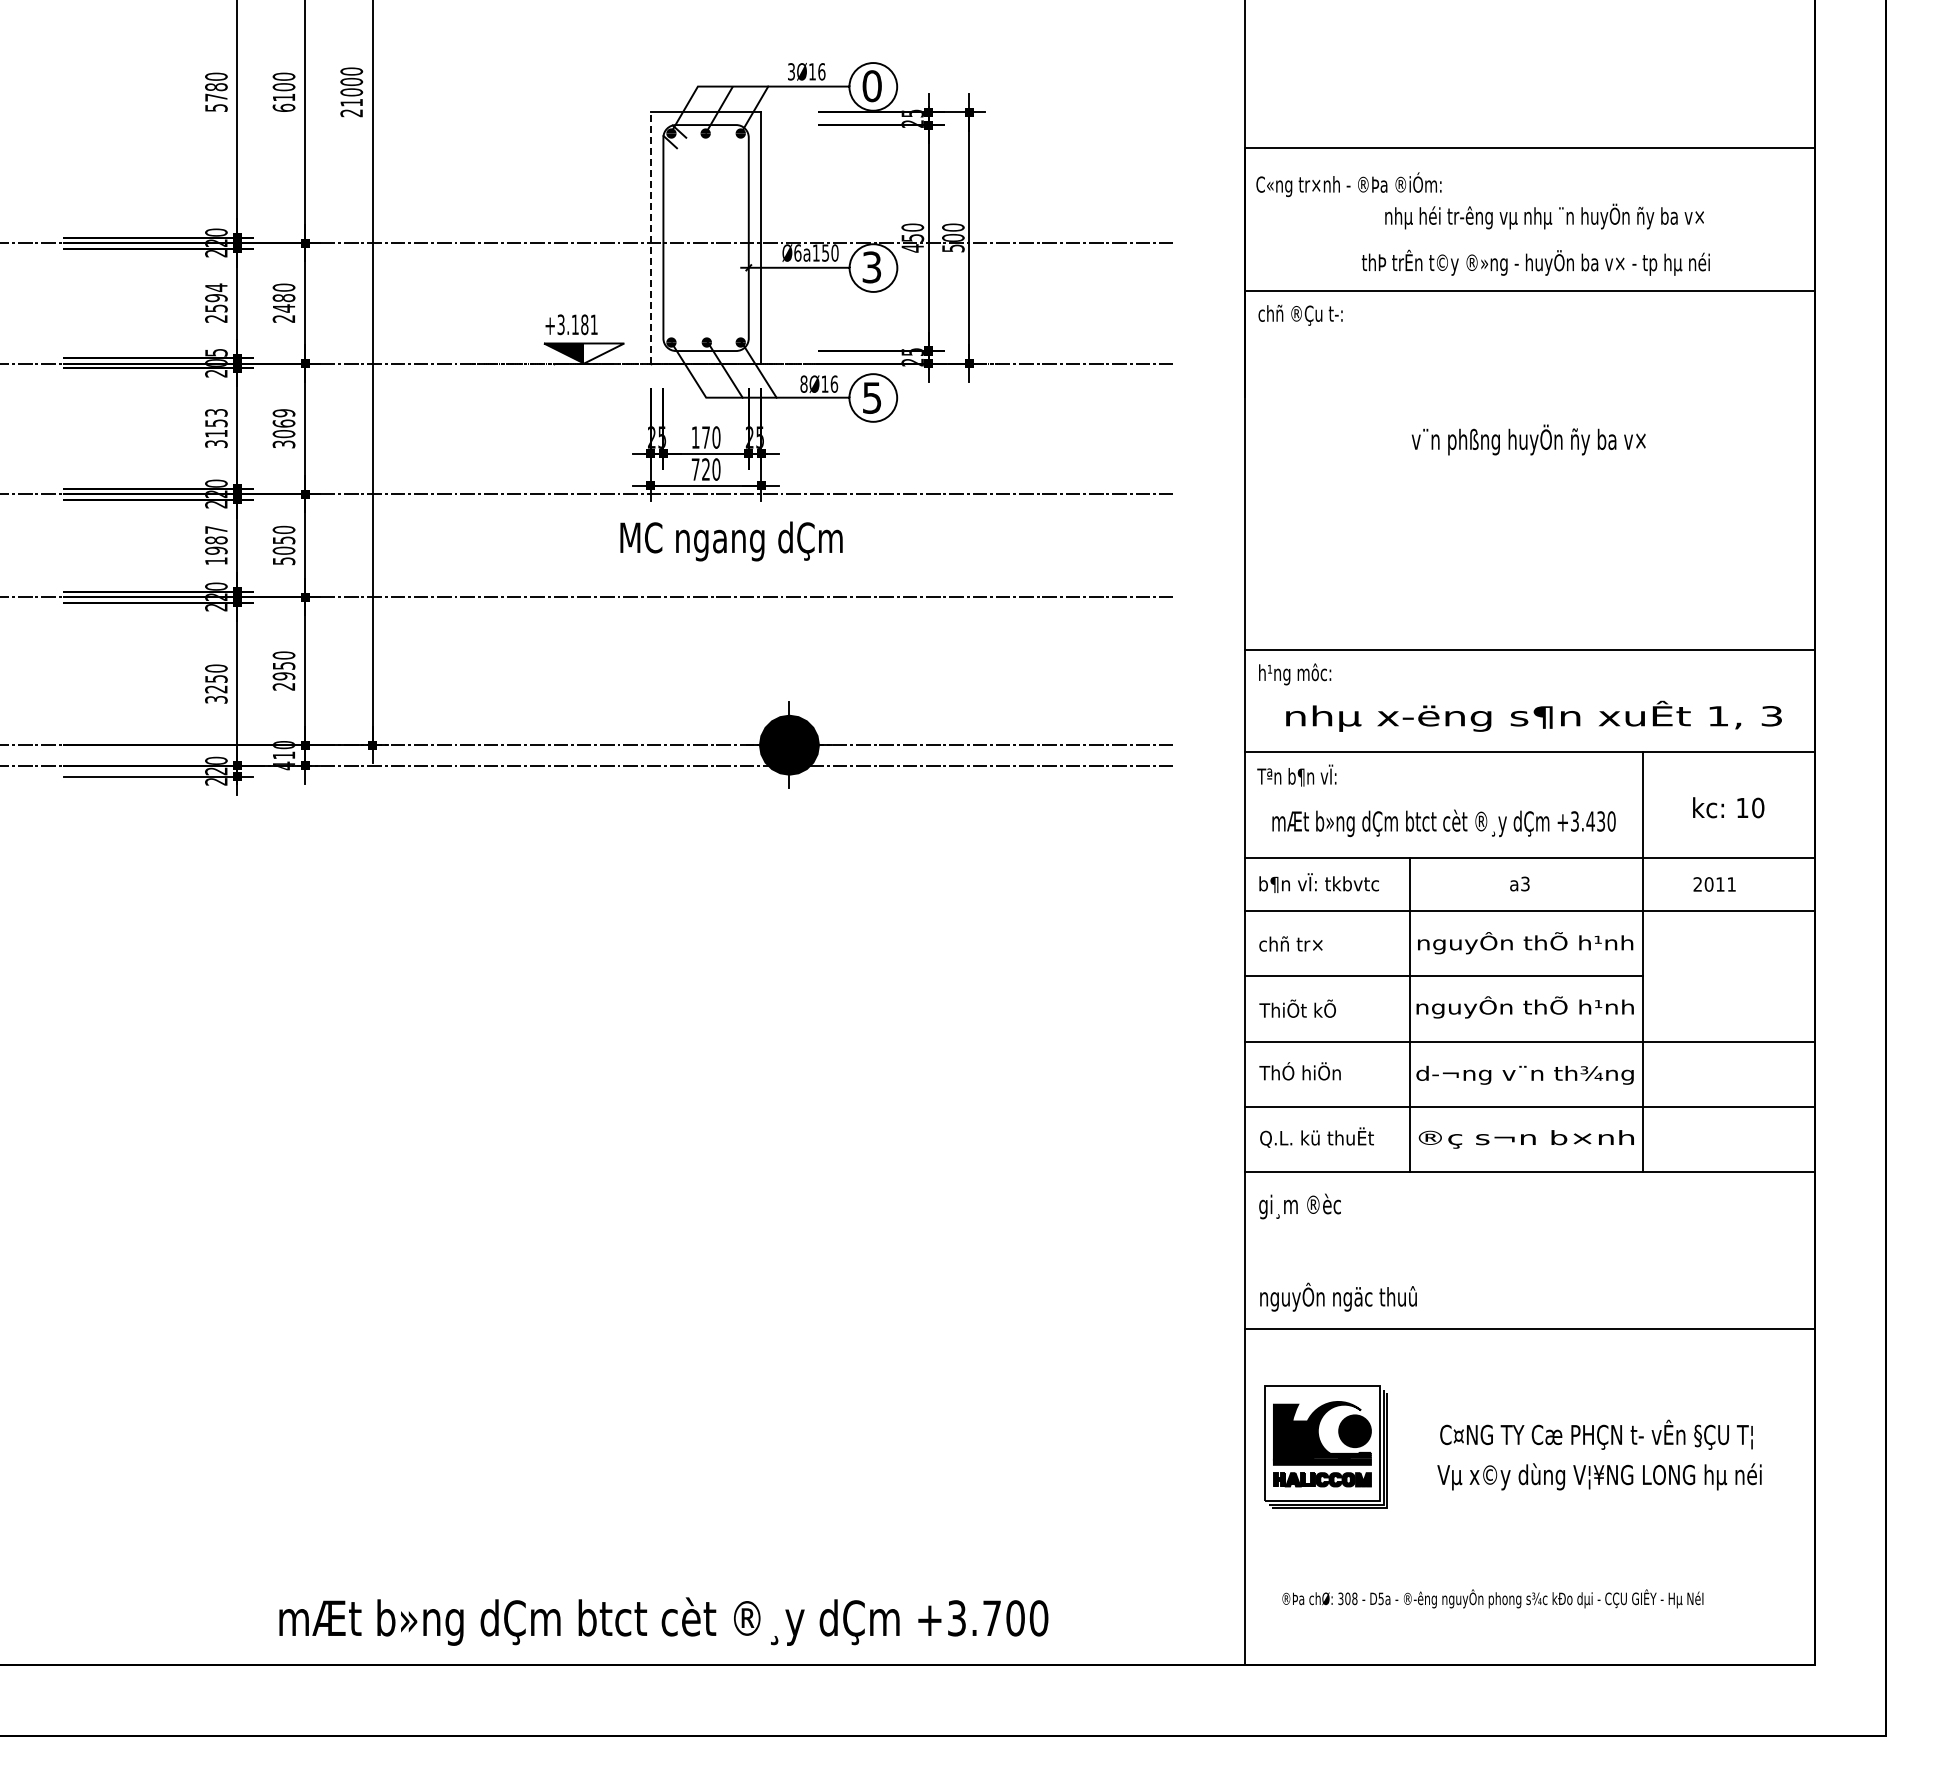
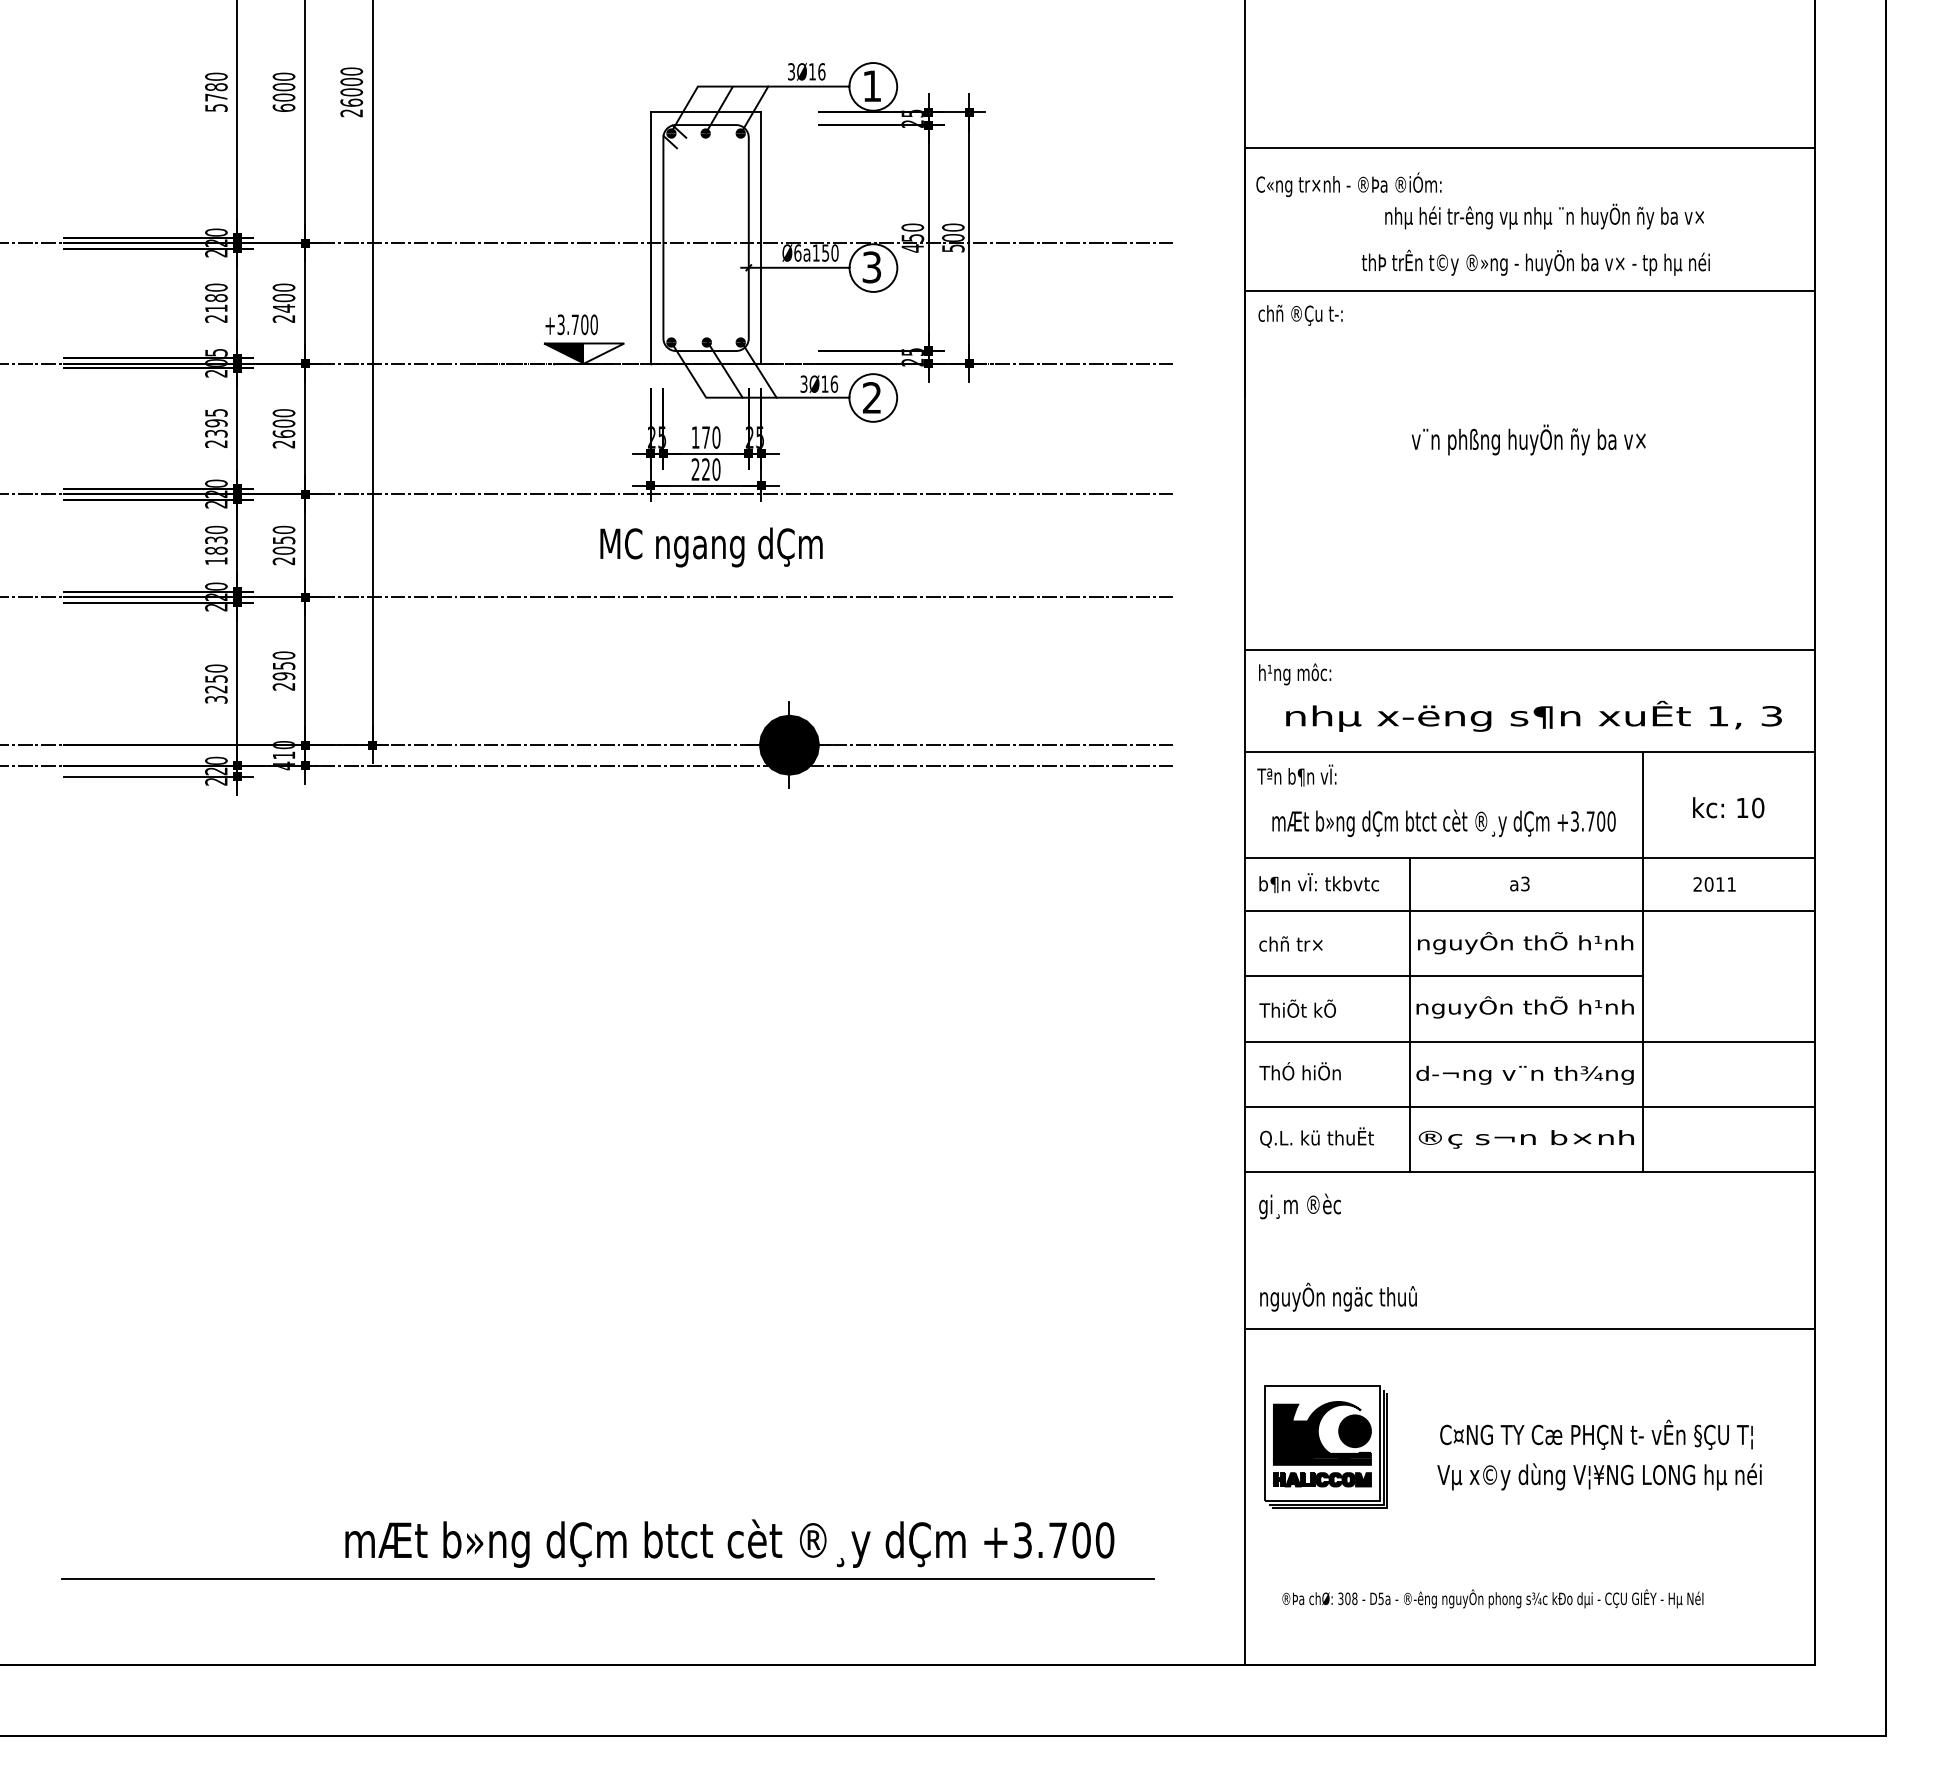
text: 0 -> 1 (871, 86)
text: 6100 -> 6000 (283, 97)
text: 21000 -> 26000 (351, 102)
line: dashed -> solid (650, 238)
text: 2594 -> 2180 (216, 297)
text: 2480 -> 2400 (283, 298)
text: +3.181 -> +3.700 (584, 324)
text: 8Ø16 -> 3Ø16 (803, 383)
text: 5 -> 2 (872, 397)
text: 3153 -> 2395 (216, 428)
text: 3069 -> 2600 (283, 428)
text: 720 -> 220 (695, 469)
text: 1987 -> 1830 (216, 539)
text position: (731, 541) -> (711, 547) (711, 547)
text: 5050 -> 2050 (283, 561)
text: +3.430 -> +3.700 (1595, 821)
line: none -> present (607, 1578)
text position: (663, 1621) -> (729, 1543) (729, 1543)
